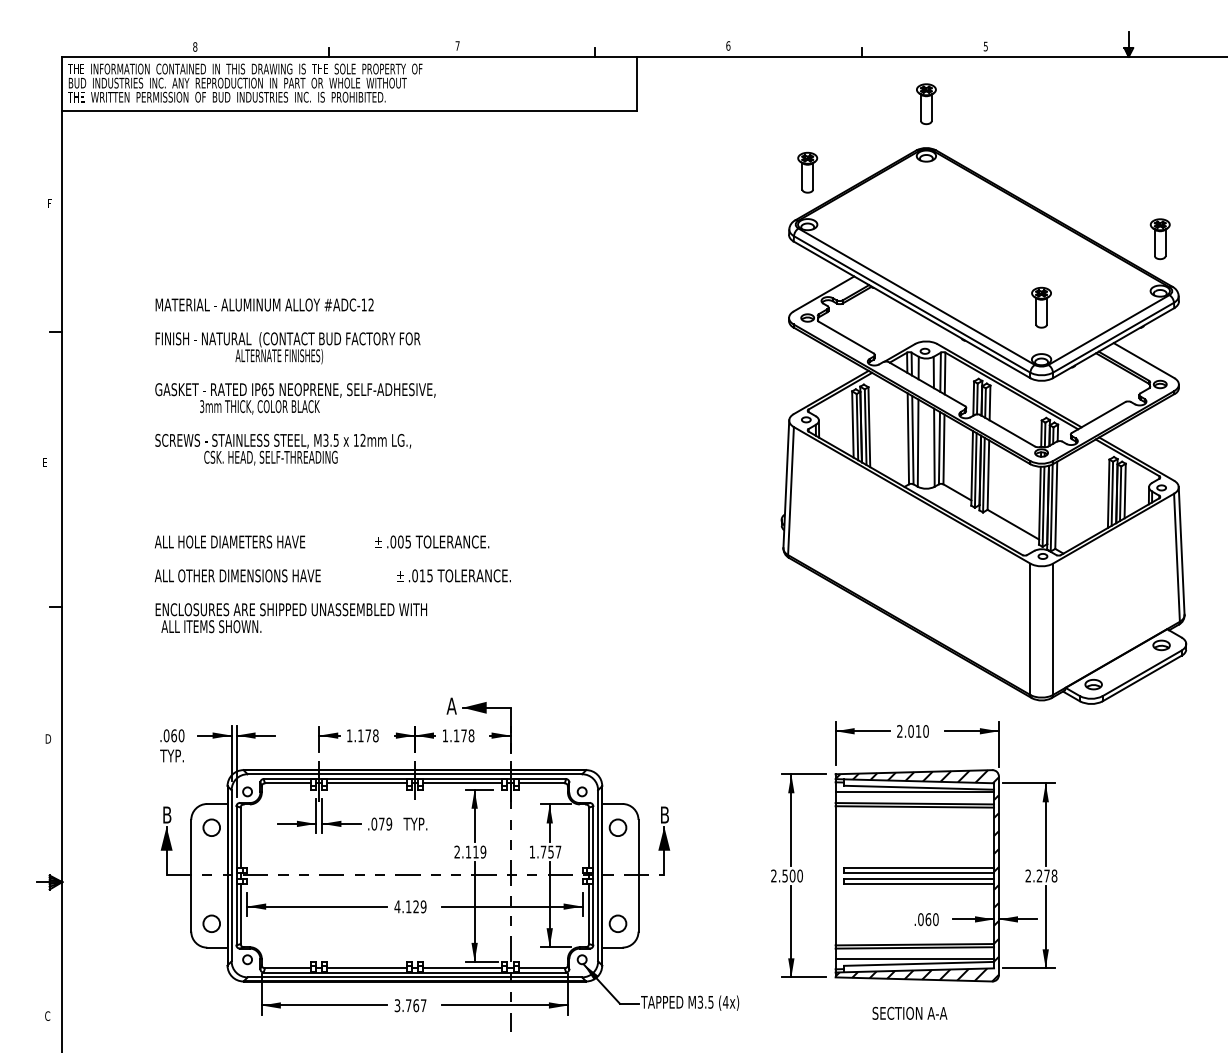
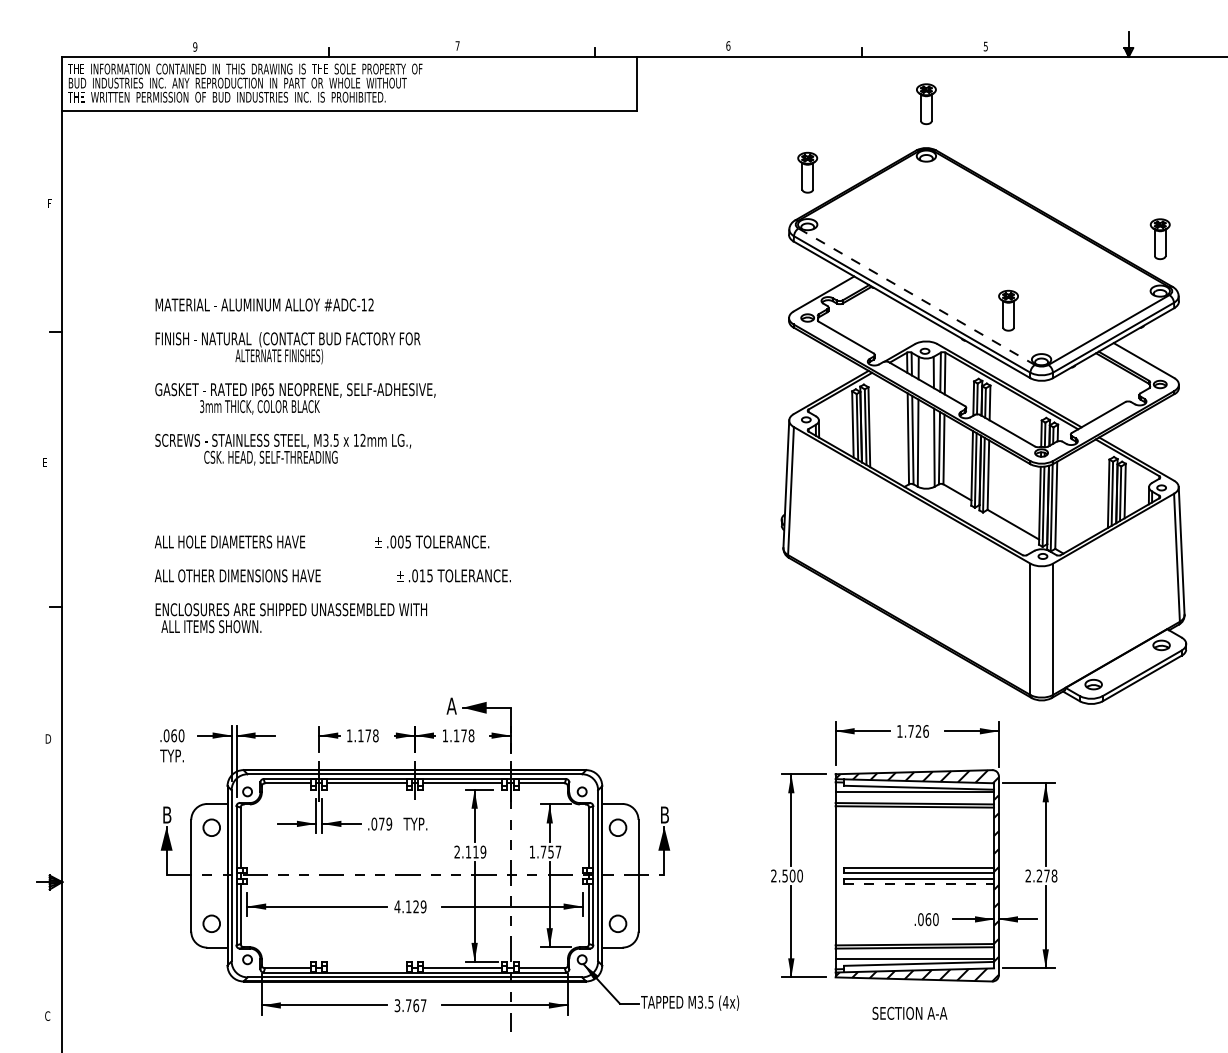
text: 8 -> 9 (195, 46)
line: solid -> dashed (917, 296)
part position: (1041, 307) -> (1008, 310) (1008, 310)
text: 2.010 -> 1.726 (912, 731)
line: solid -> dashed (919, 884)
line: present -> none (366, 968)
